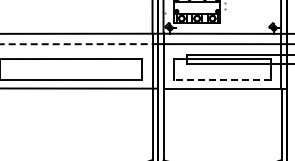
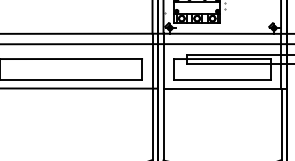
line: dashed -> solid (79, 44)
line: dashed -> solid (221, 80)
